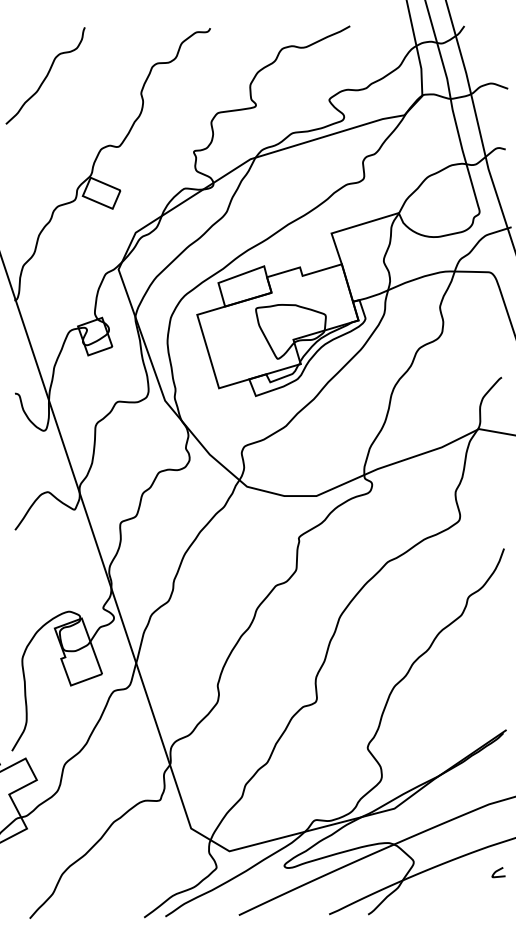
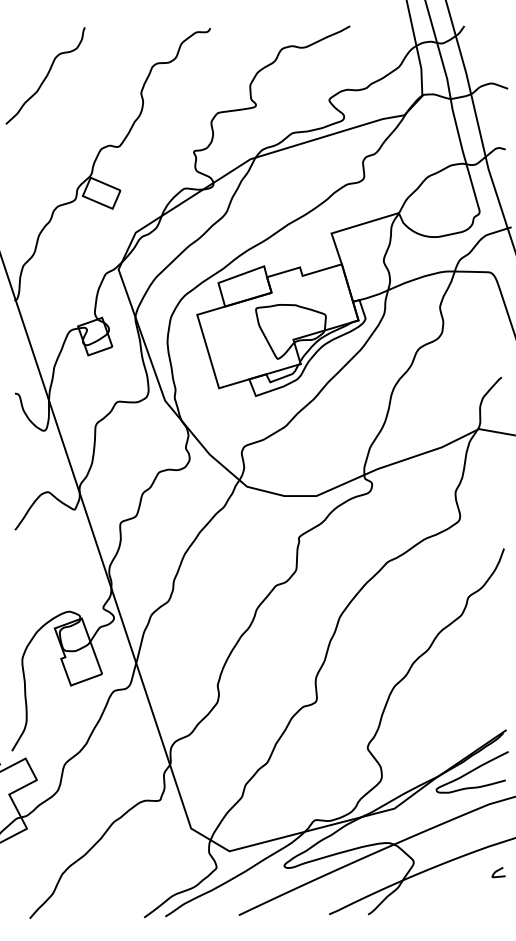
curve: none -> present (471, 772)
